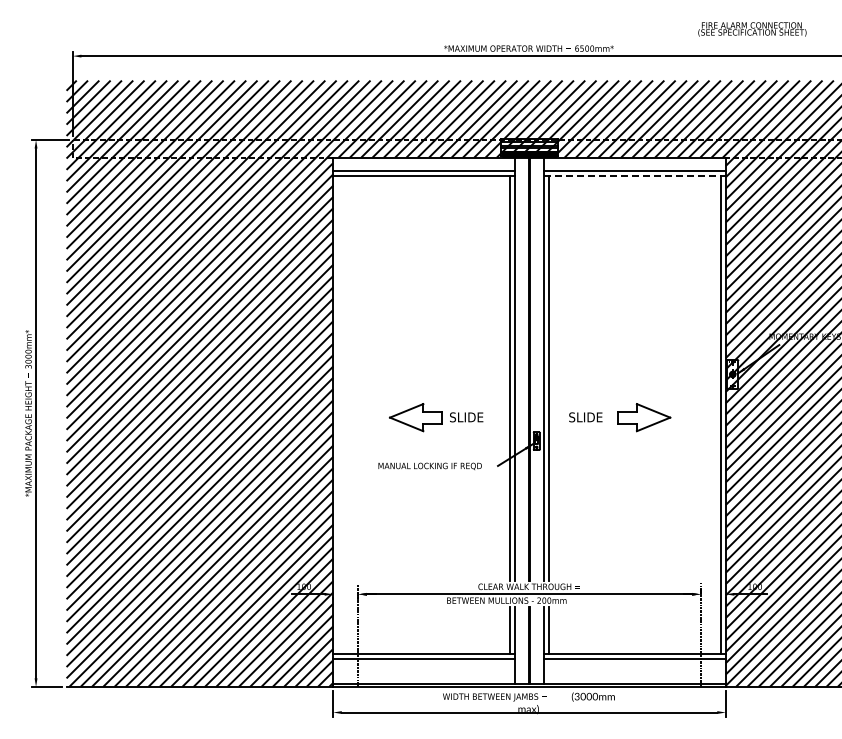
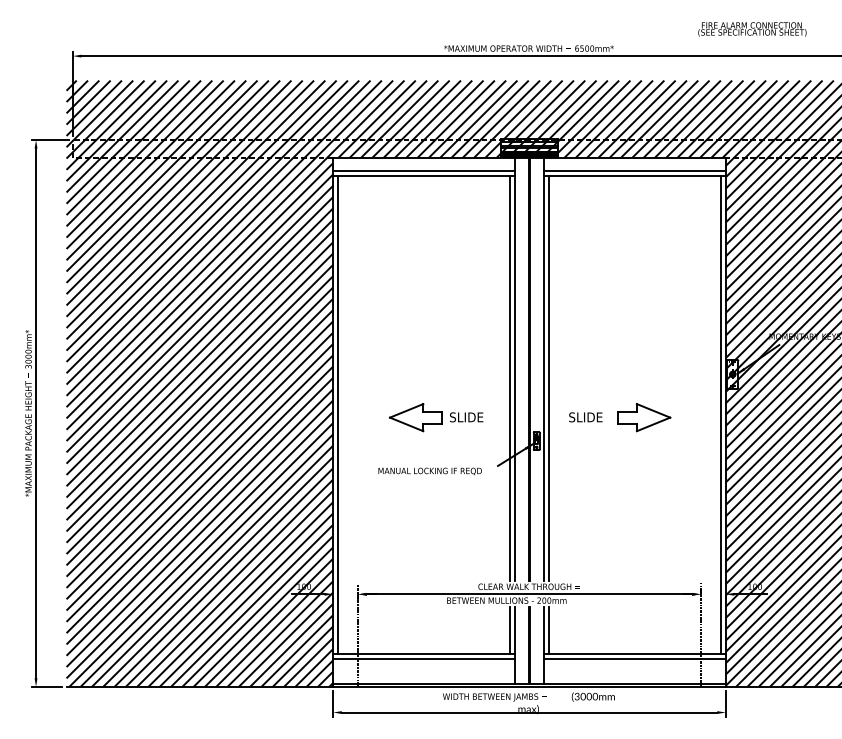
line: dashed -> solid (634, 175)
line: none -> present (338, 414)
text position: (429, 466) -> (429, 471) (429, 471)
